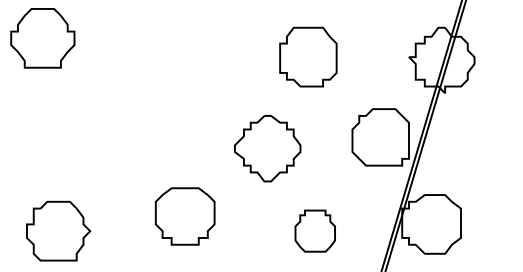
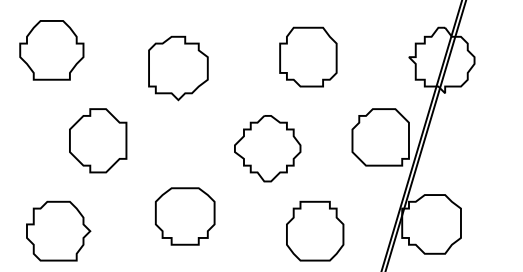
part position: (42, 38) -> (51, 50) (51, 50)
part: none -> present (178, 68)
part: none -> present (98, 140)
part size: 42x44 px -> 59x62 px (315, 230)
